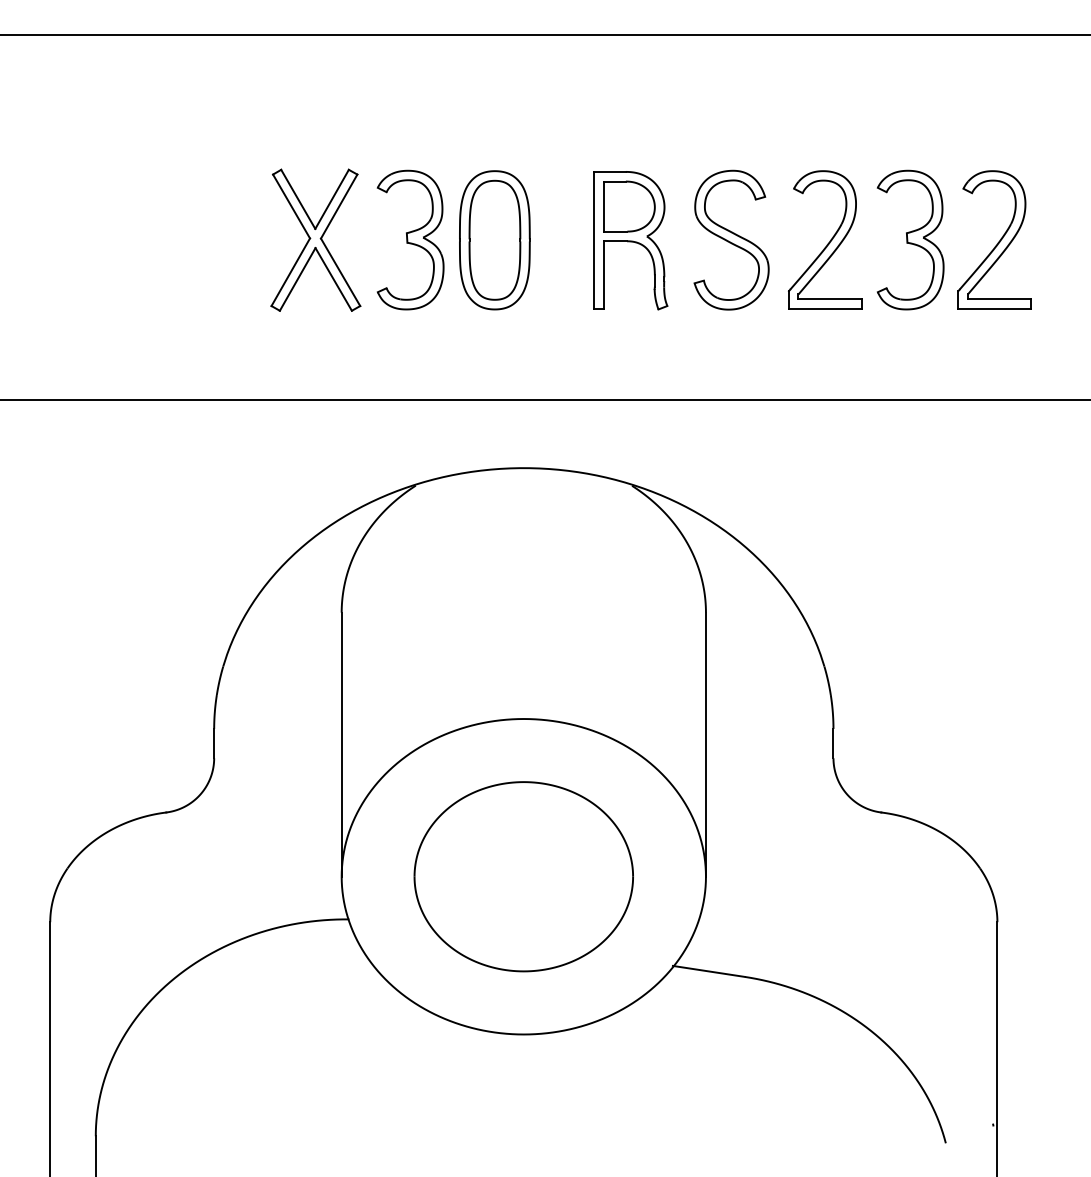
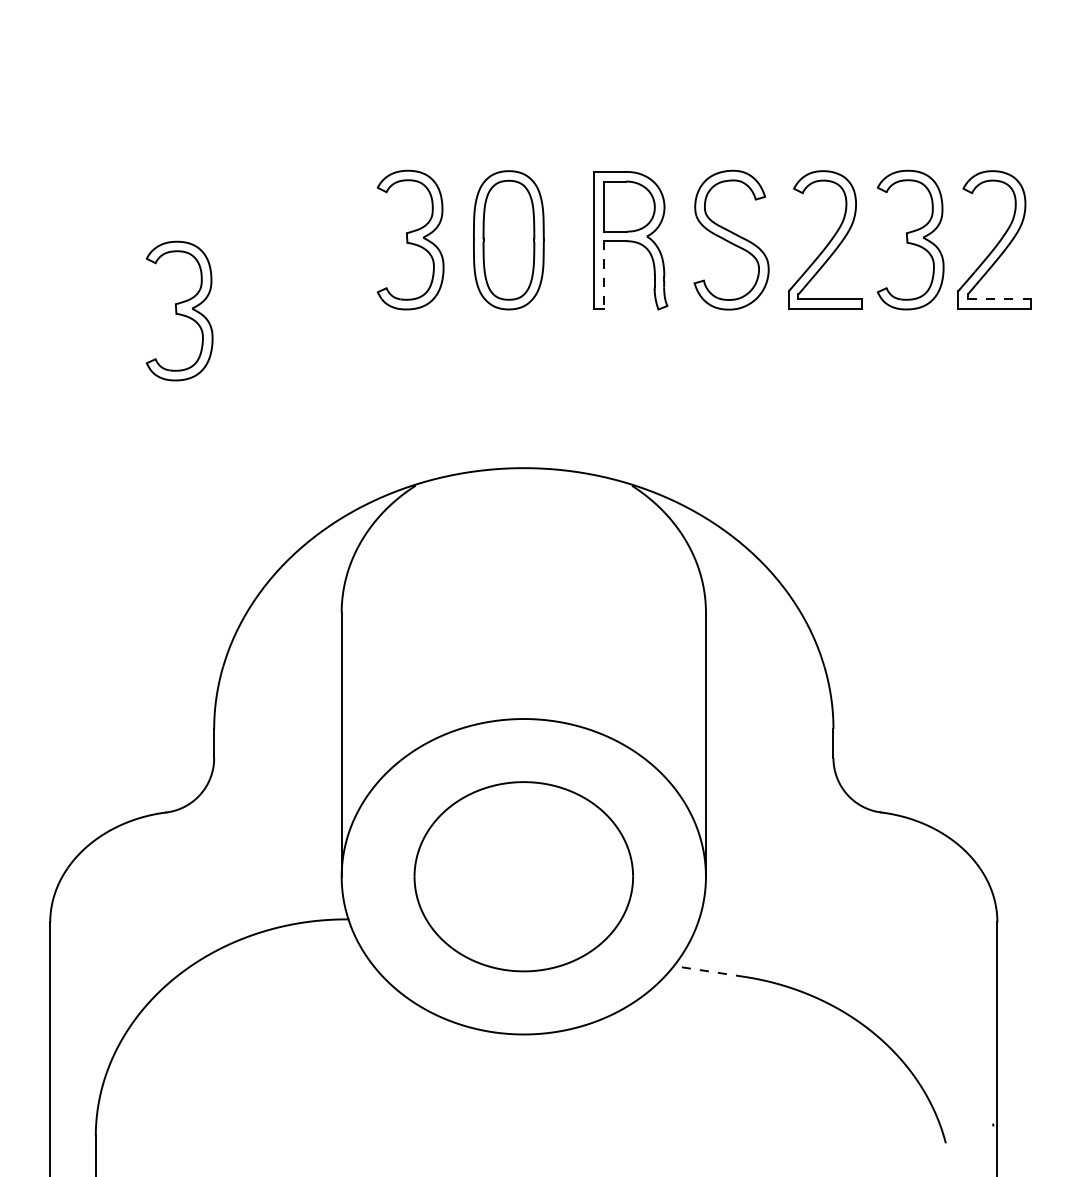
line: present -> none (544, 35)
part: present -> none (315, 239)
part position: (494, 240) -> (508, 240) (508, 240)
line: solid -> dashed (604, 274)
line: solid -> dashed (999, 299)
part: none -> present (179, 310)
line: present -> none (544, 399)
line: solid -> dashed (708, 971)
